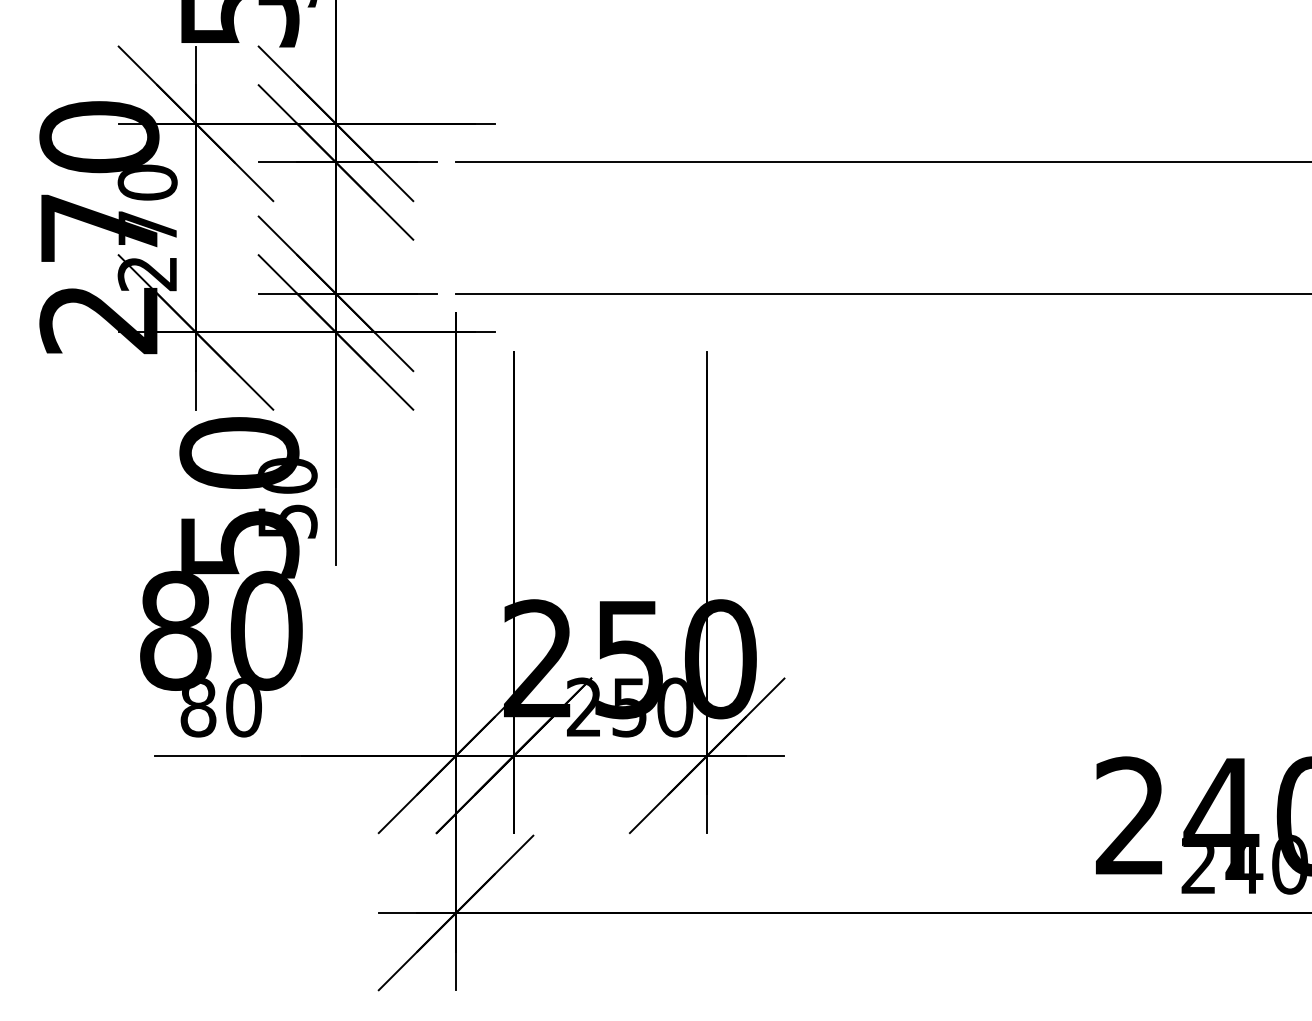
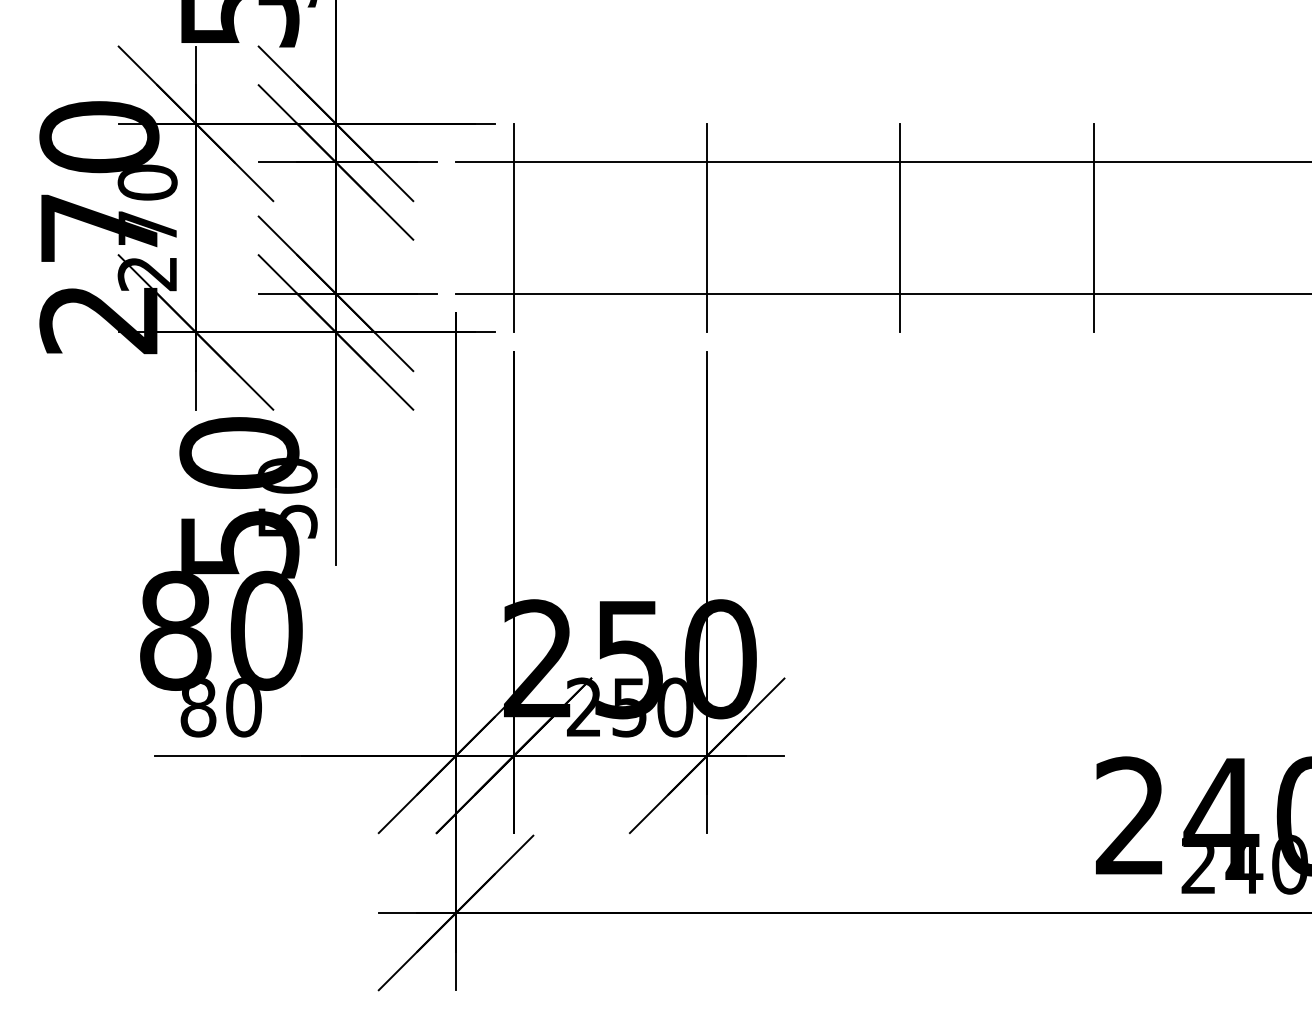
line: none -> present (514, 227)
line: none -> present (707, 227)
line: none -> present (900, 227)
line: none -> present (1093, 227)
